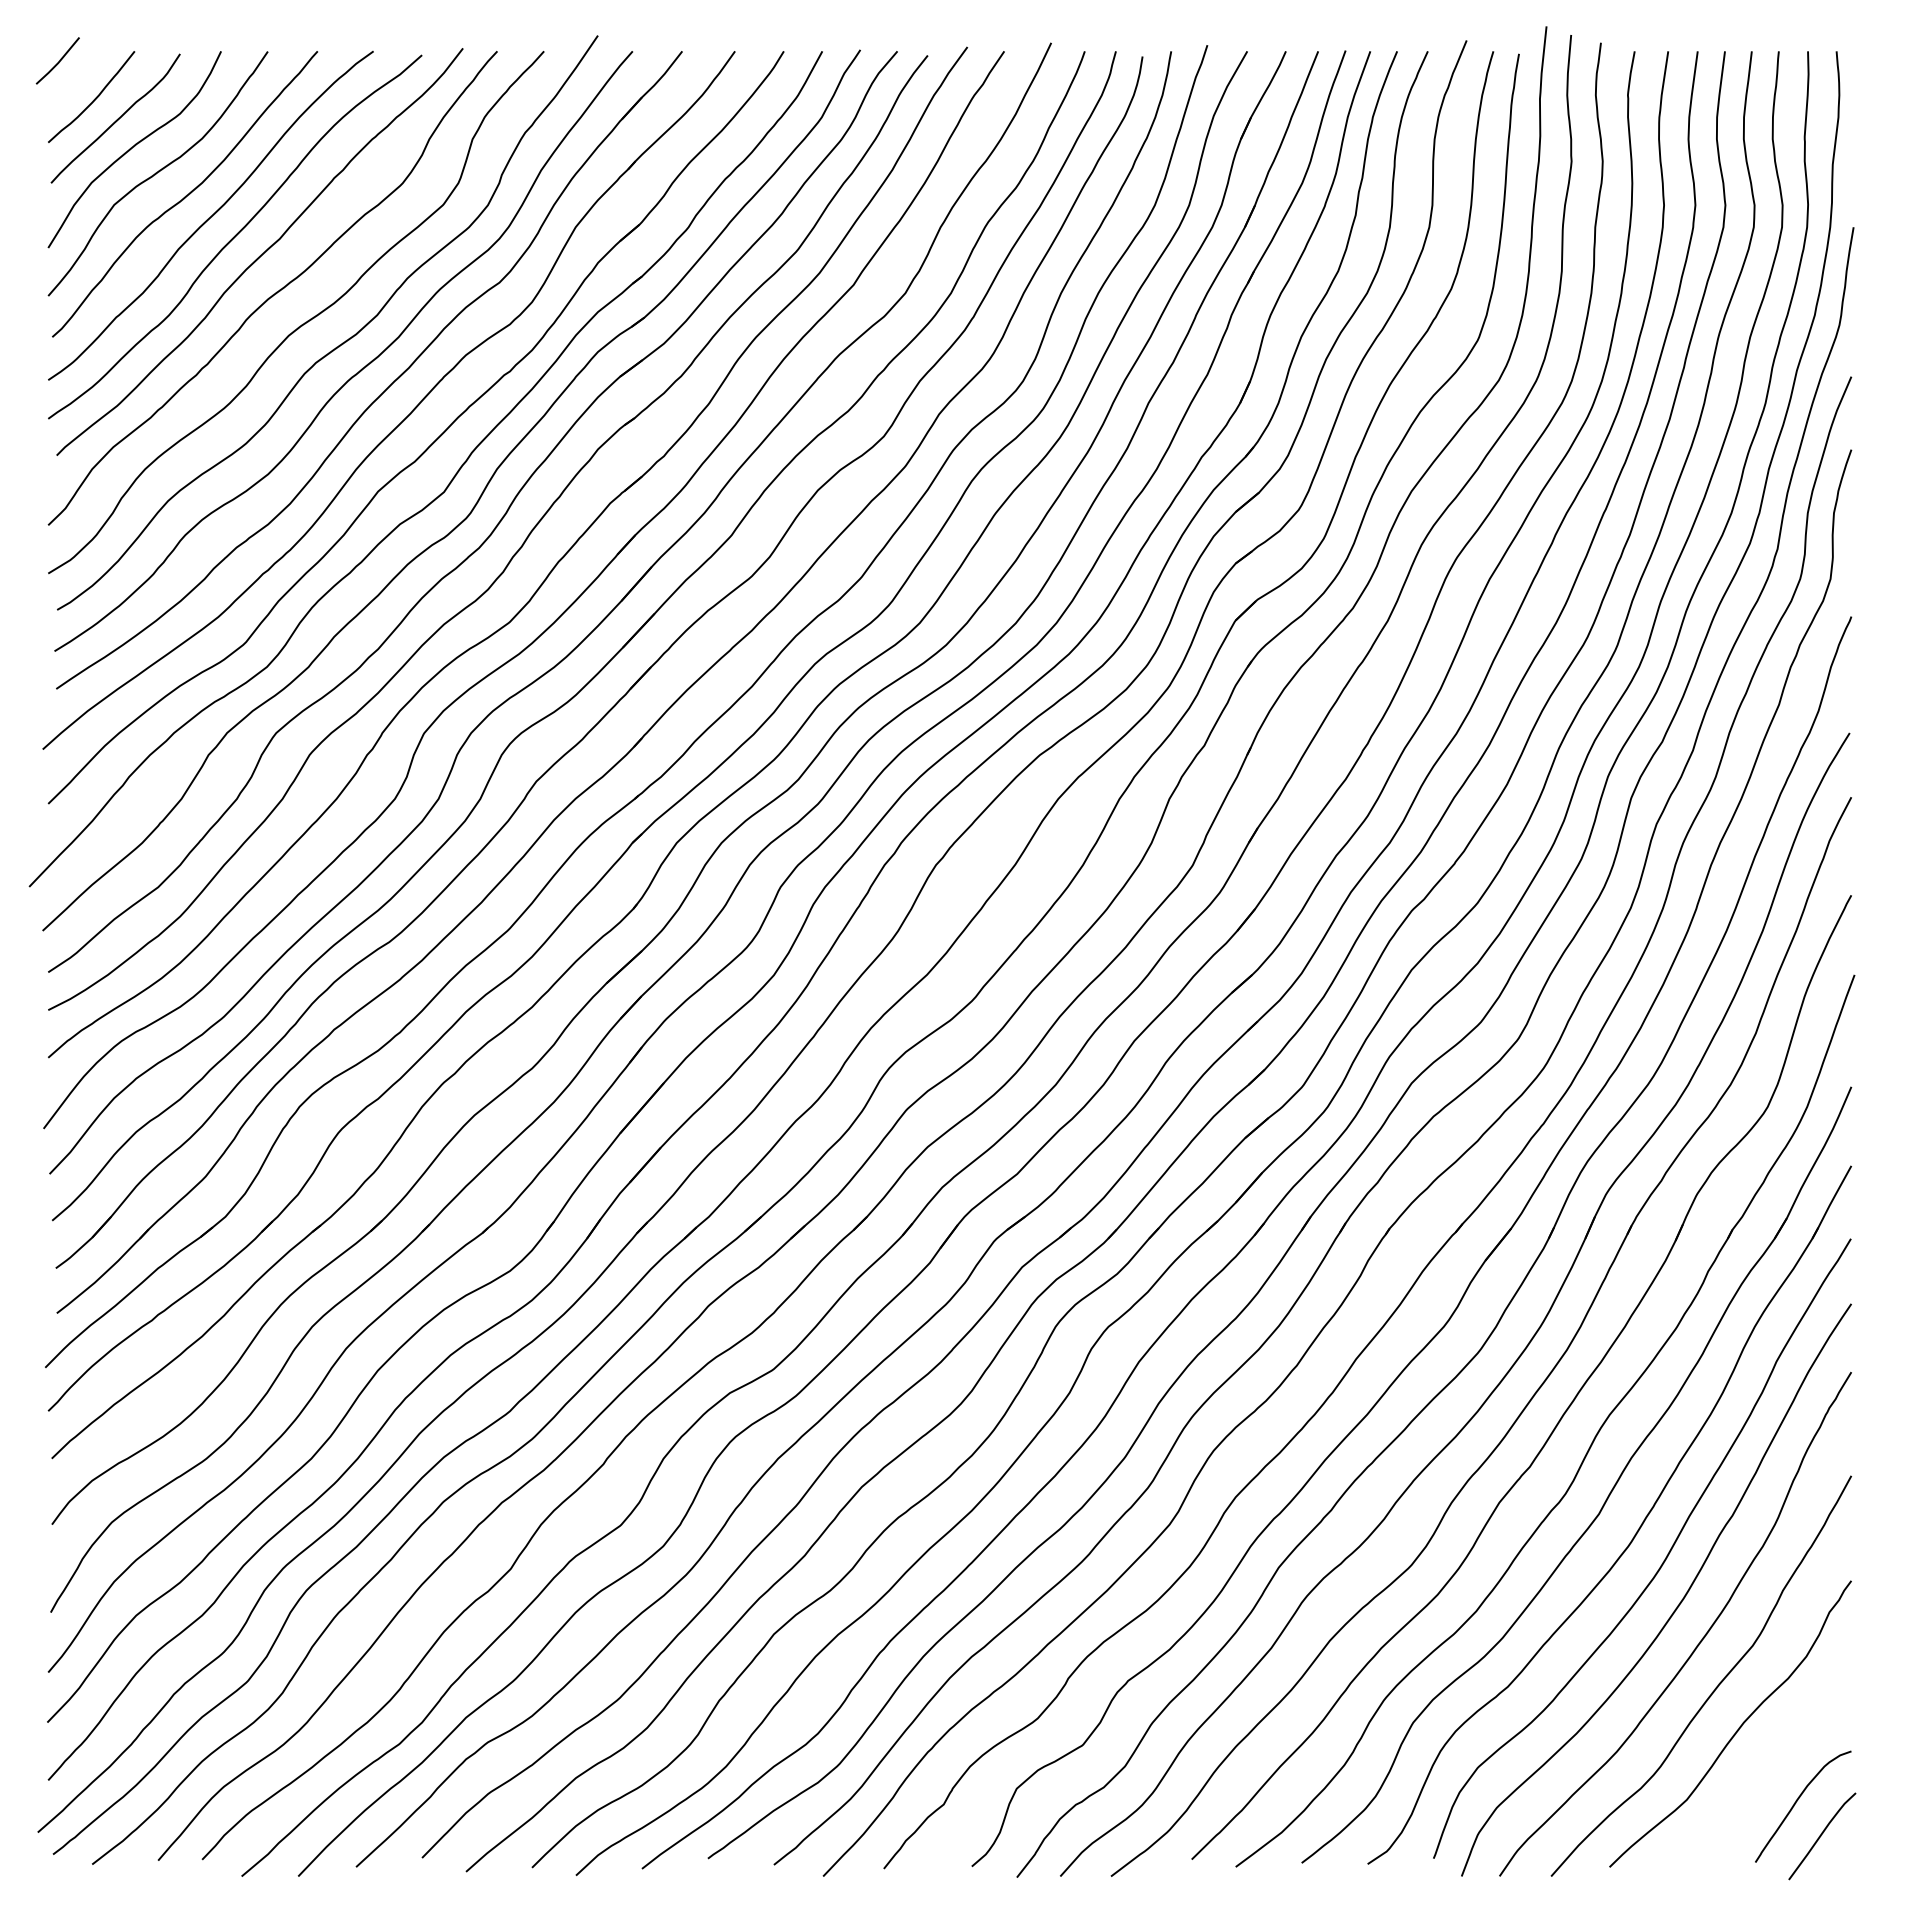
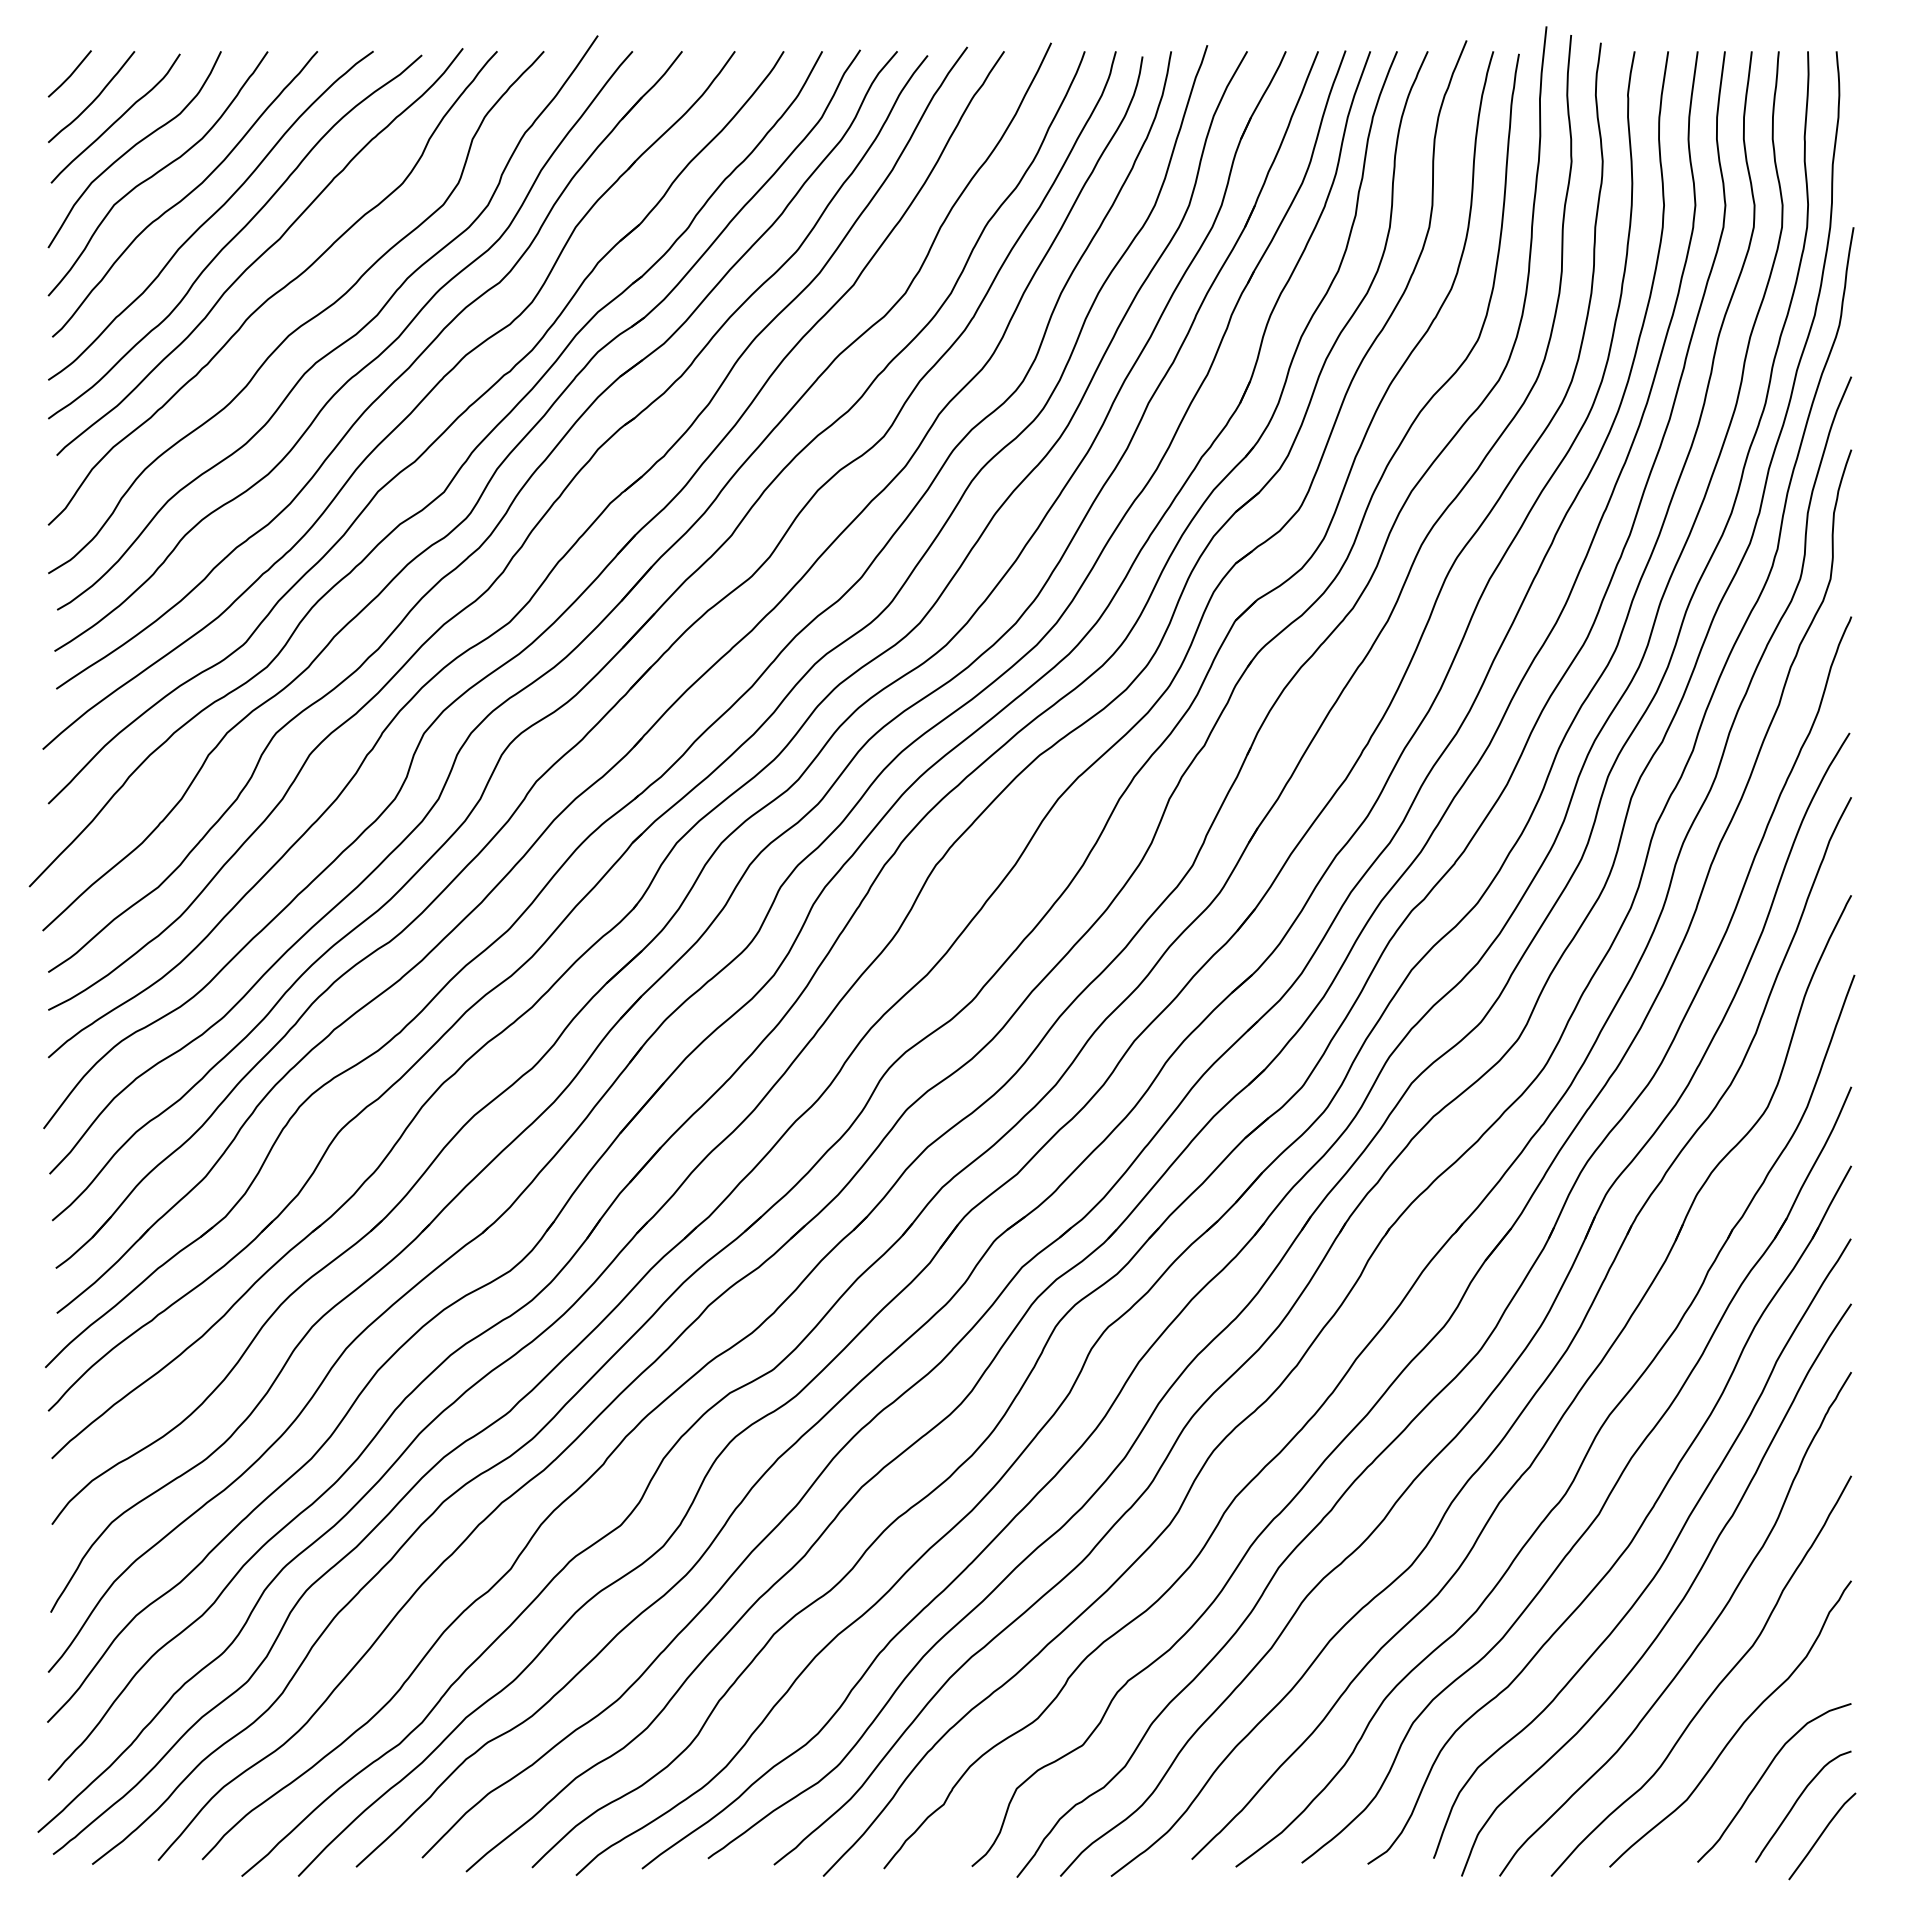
line position: (58, 61) -> (70, 74) (70, 74)
curve: none -> present (1763, 1776)
